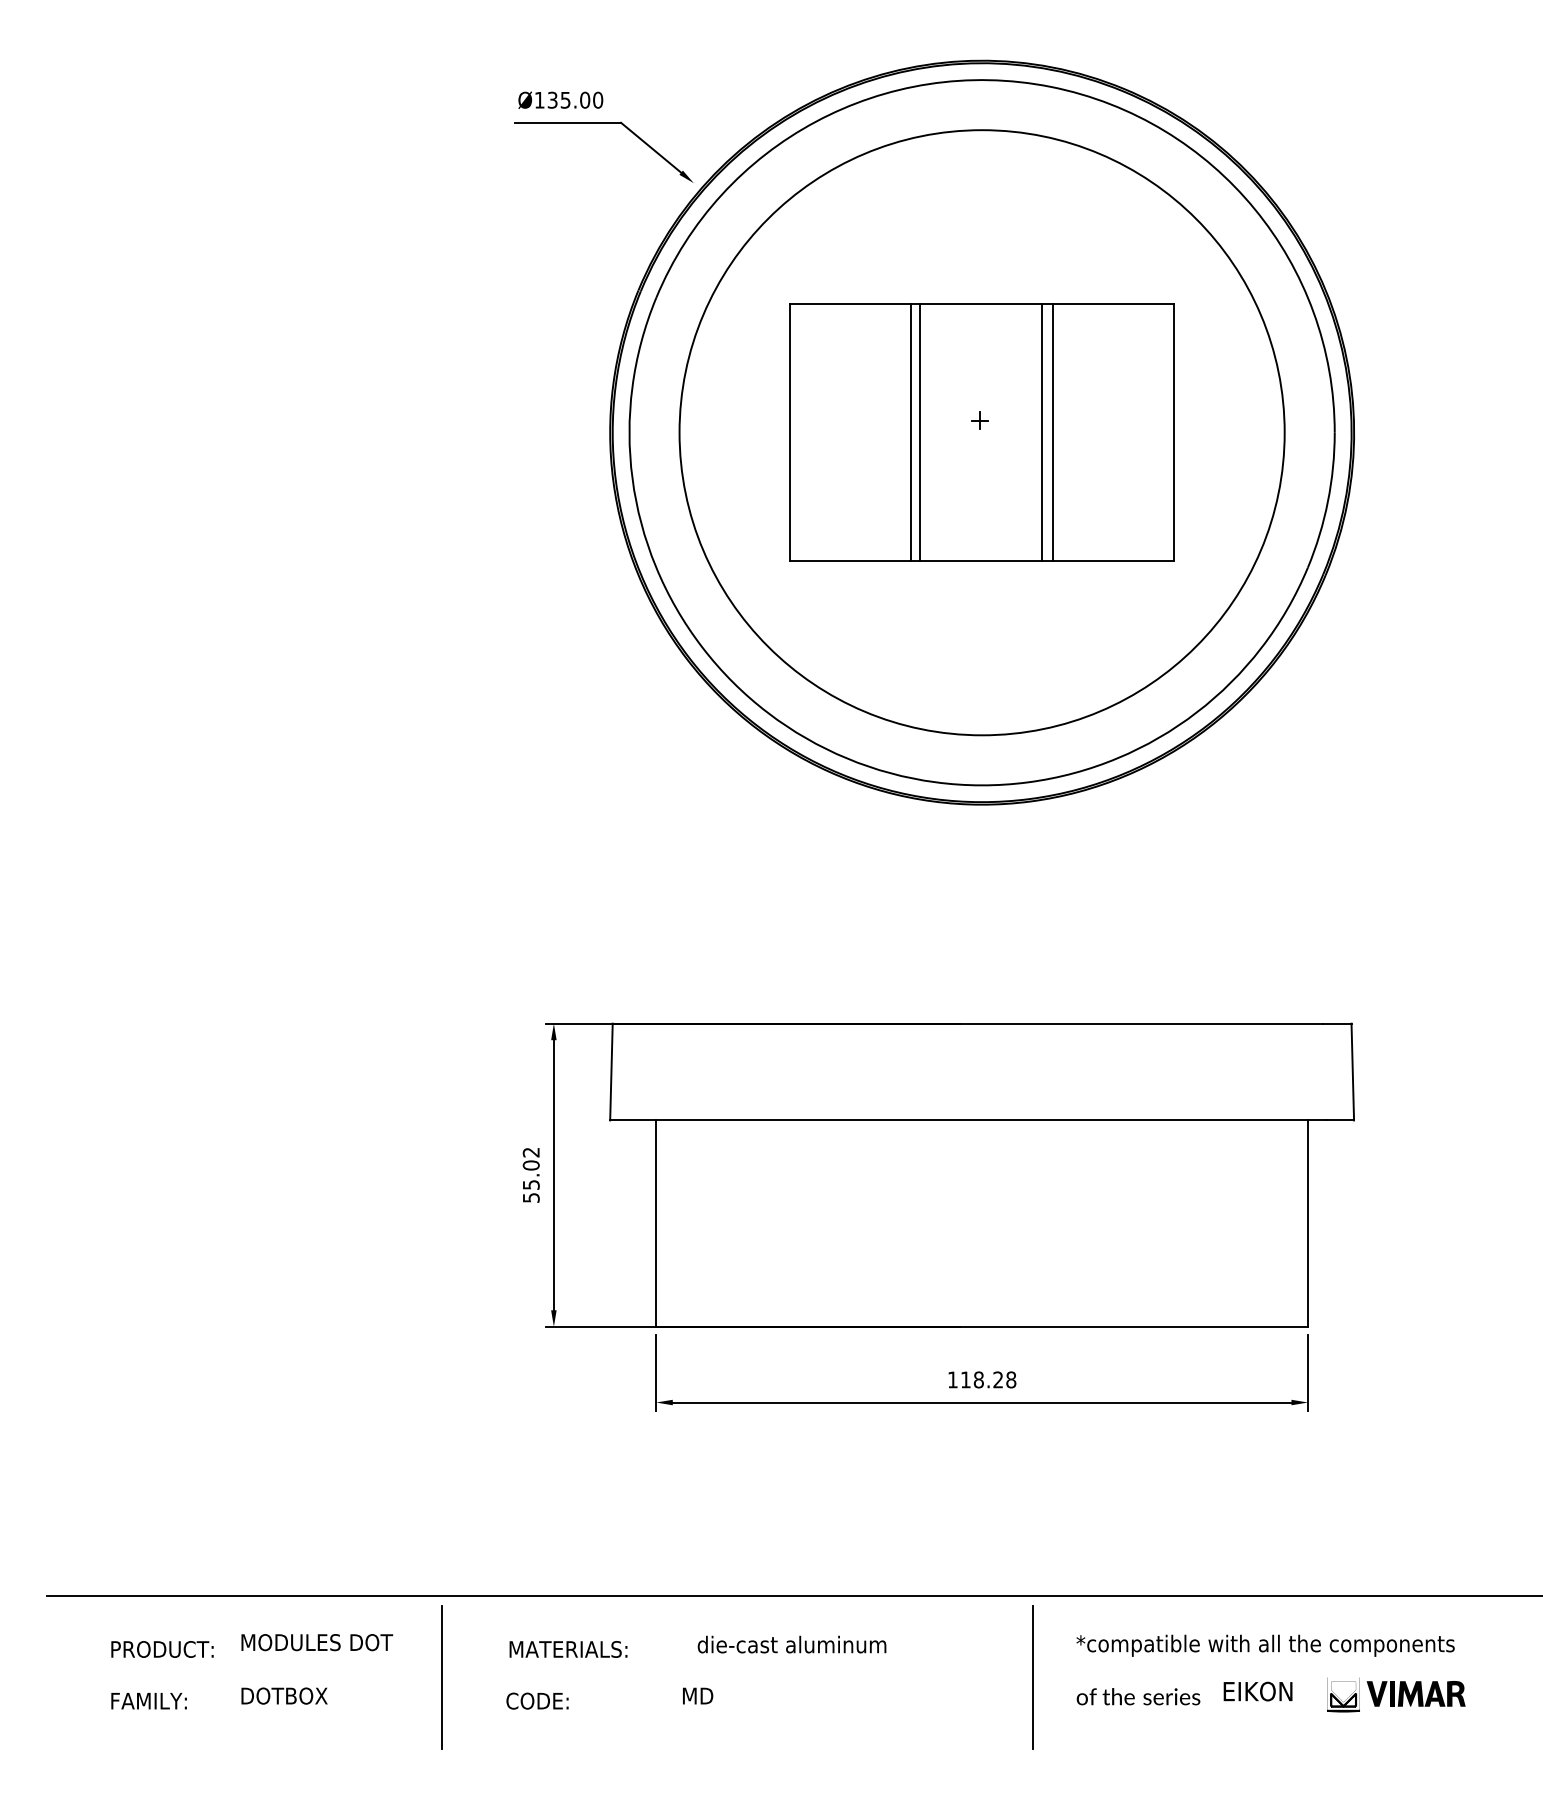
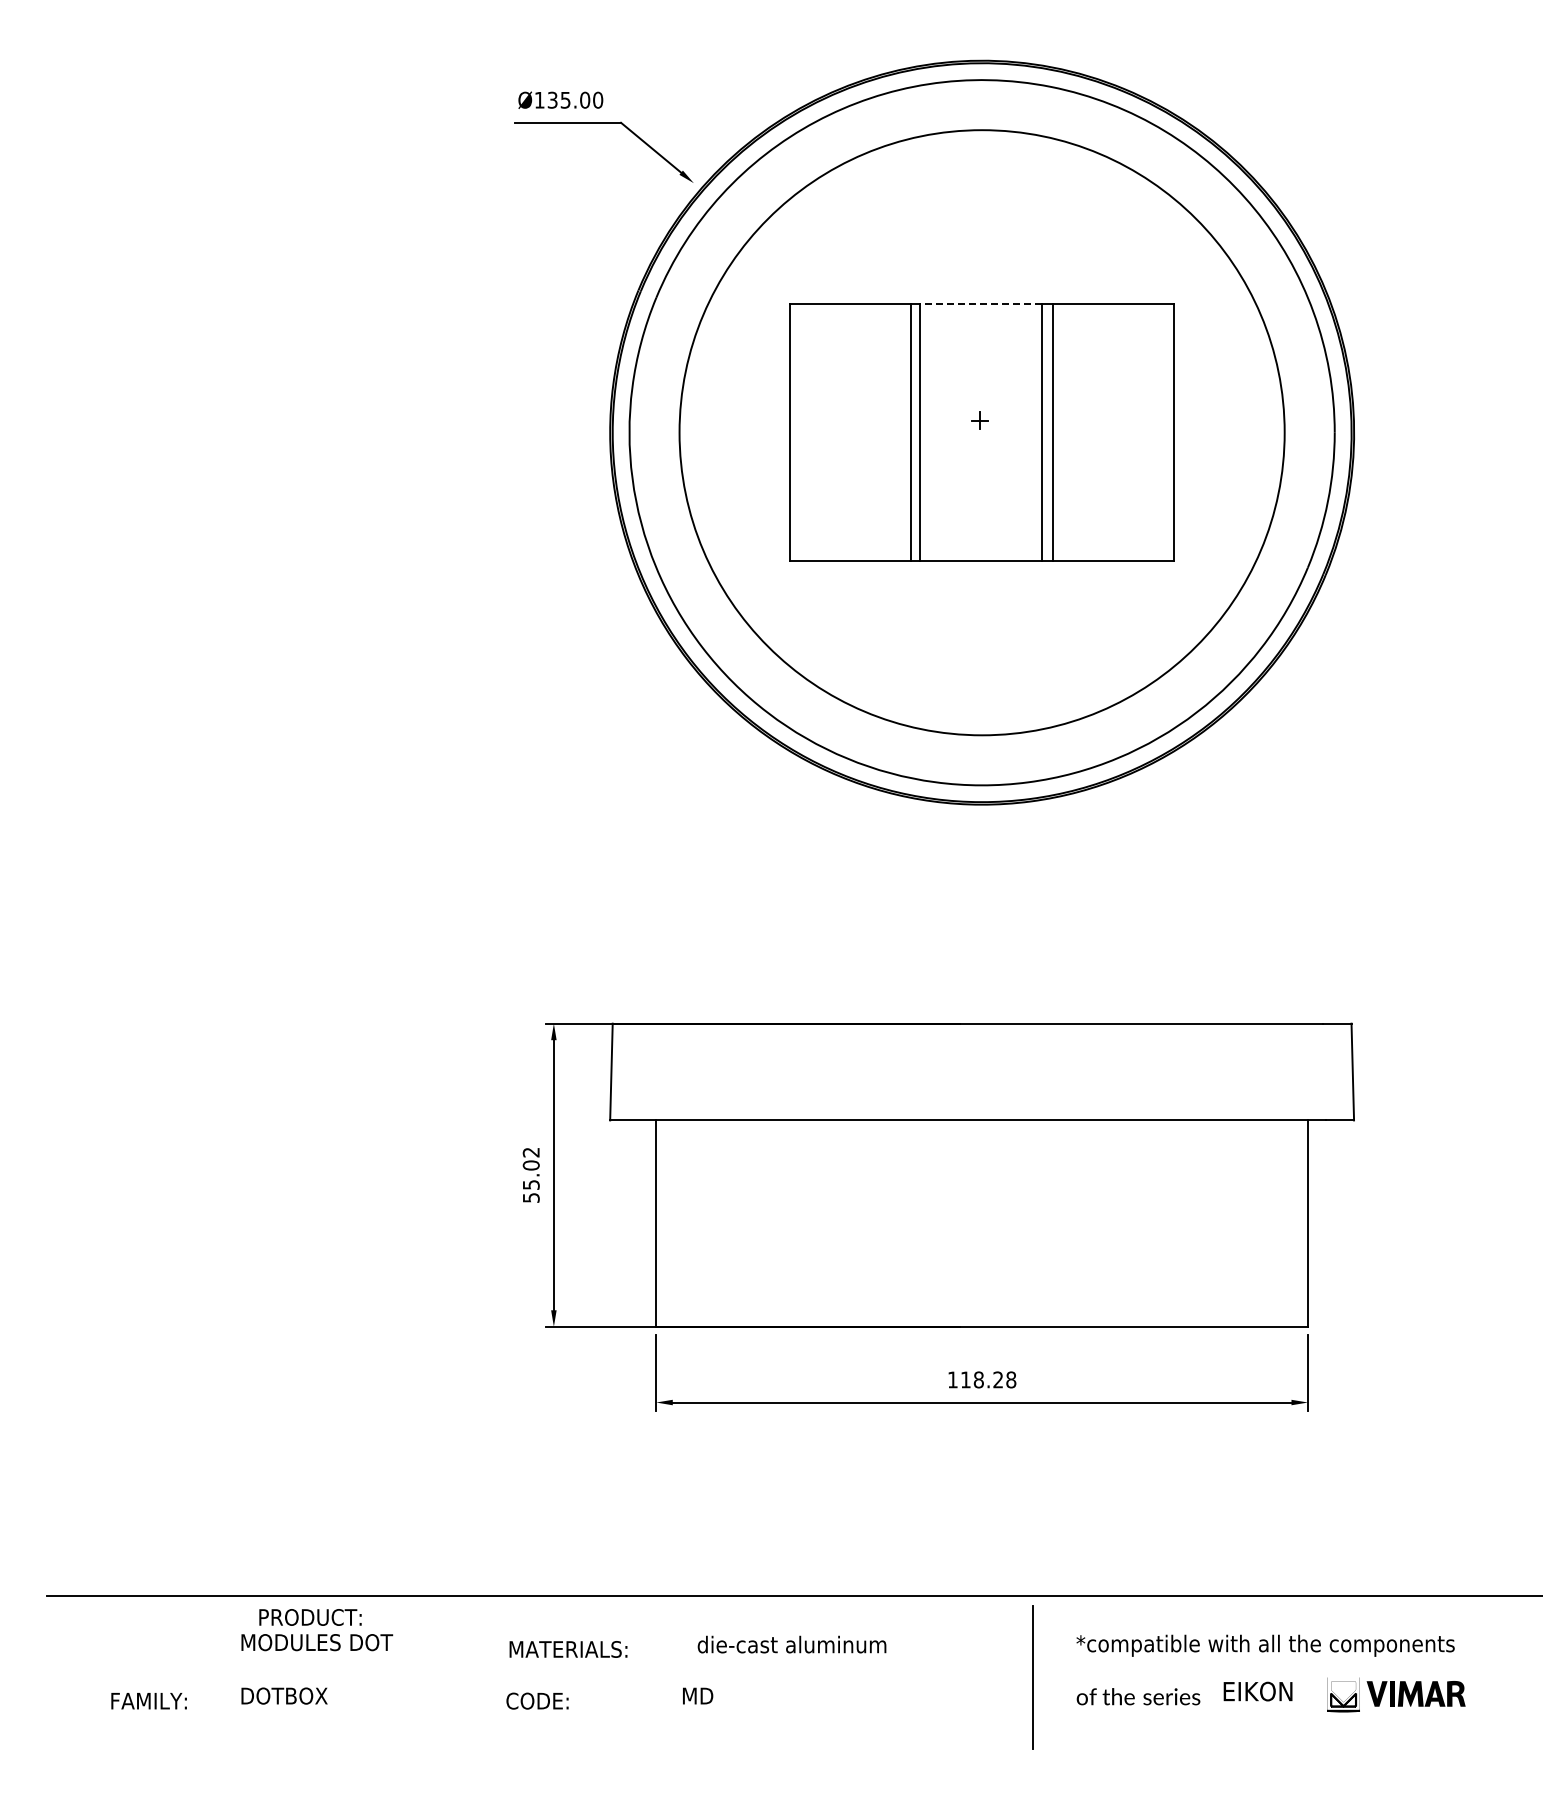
line: solid -> dashed (981, 304)
text position: (162, 1649) -> (310, 1617) (310, 1617)
line: present -> none (442, 1676)
